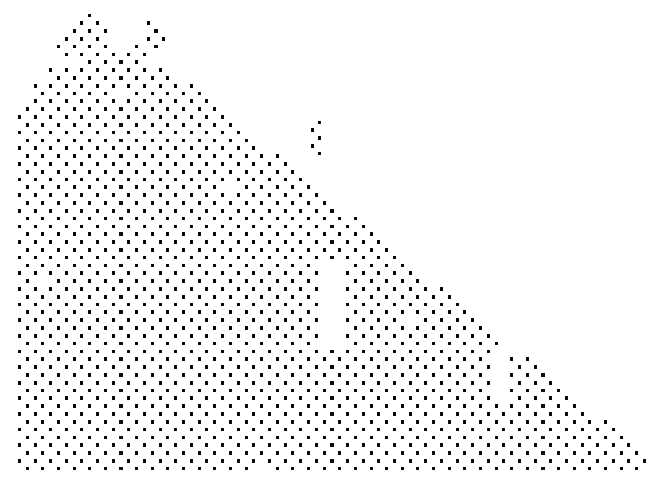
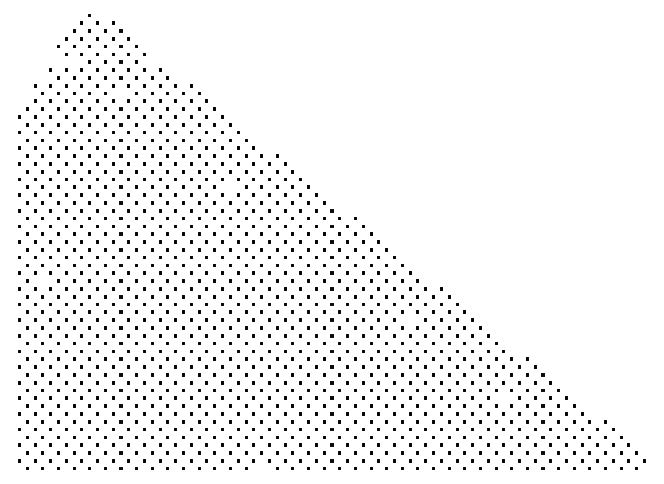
part position: (155, 34) -> (120, 34) (120, 34)
part: present -> none (315, 137)
part: none -> present (331, 304)
part: none -> present (499, 370)
